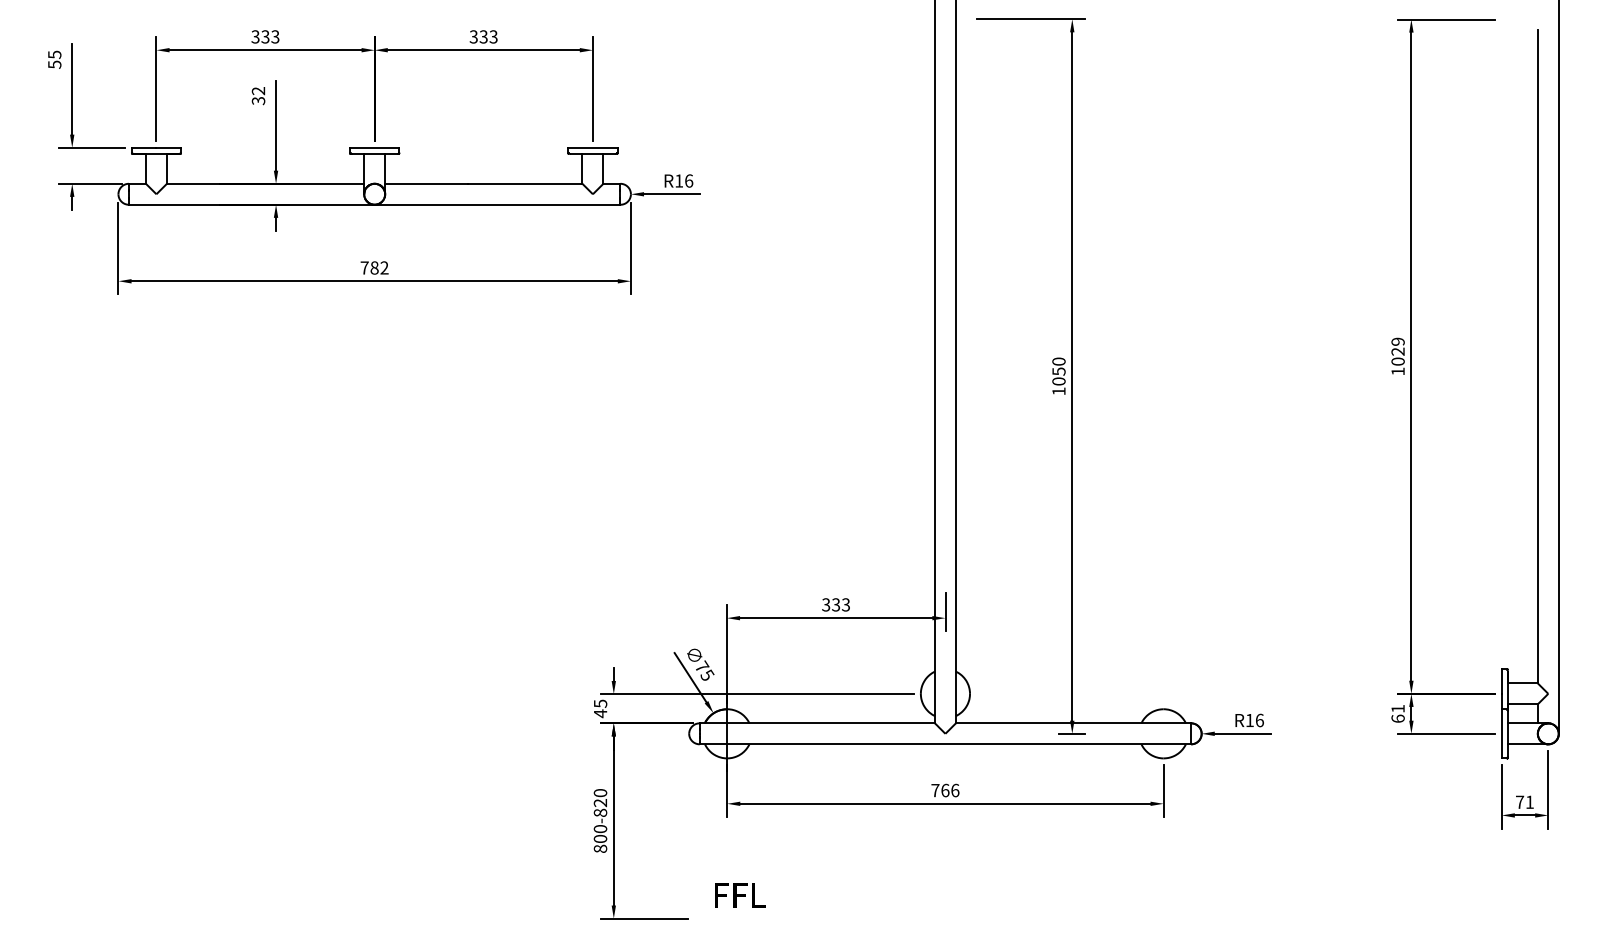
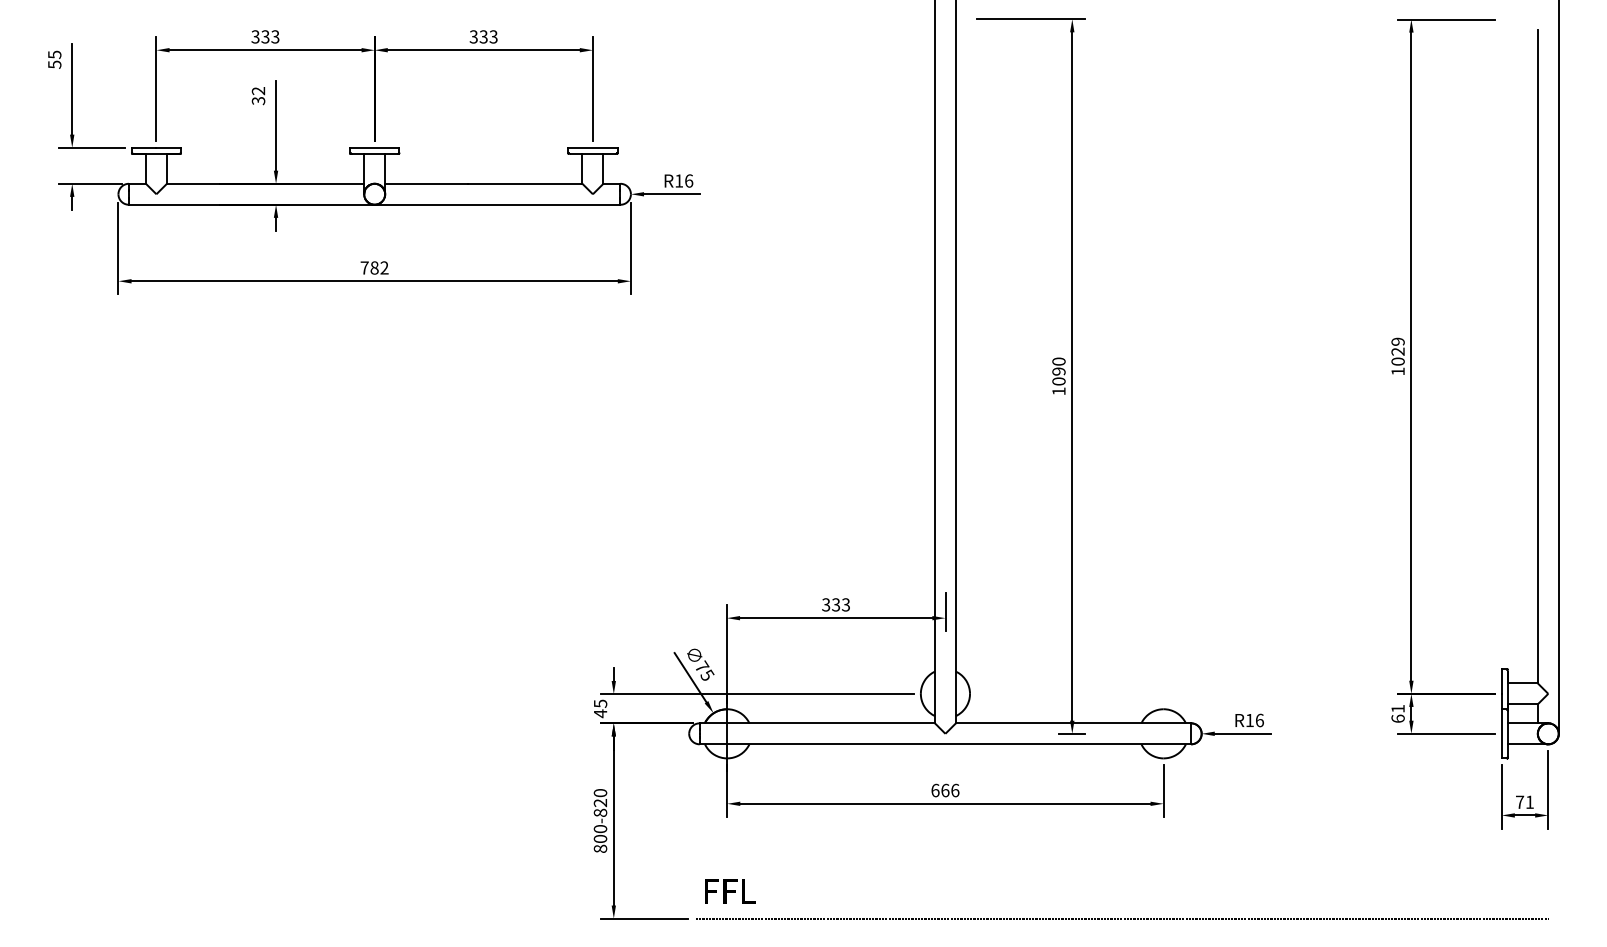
text: 1050 -> 1090 (1058, 371)
text: 766 -> 666 (935, 790)
text position: (740, 895) -> (730, 891) (730, 891)
line: none -> present (1121, 918)
